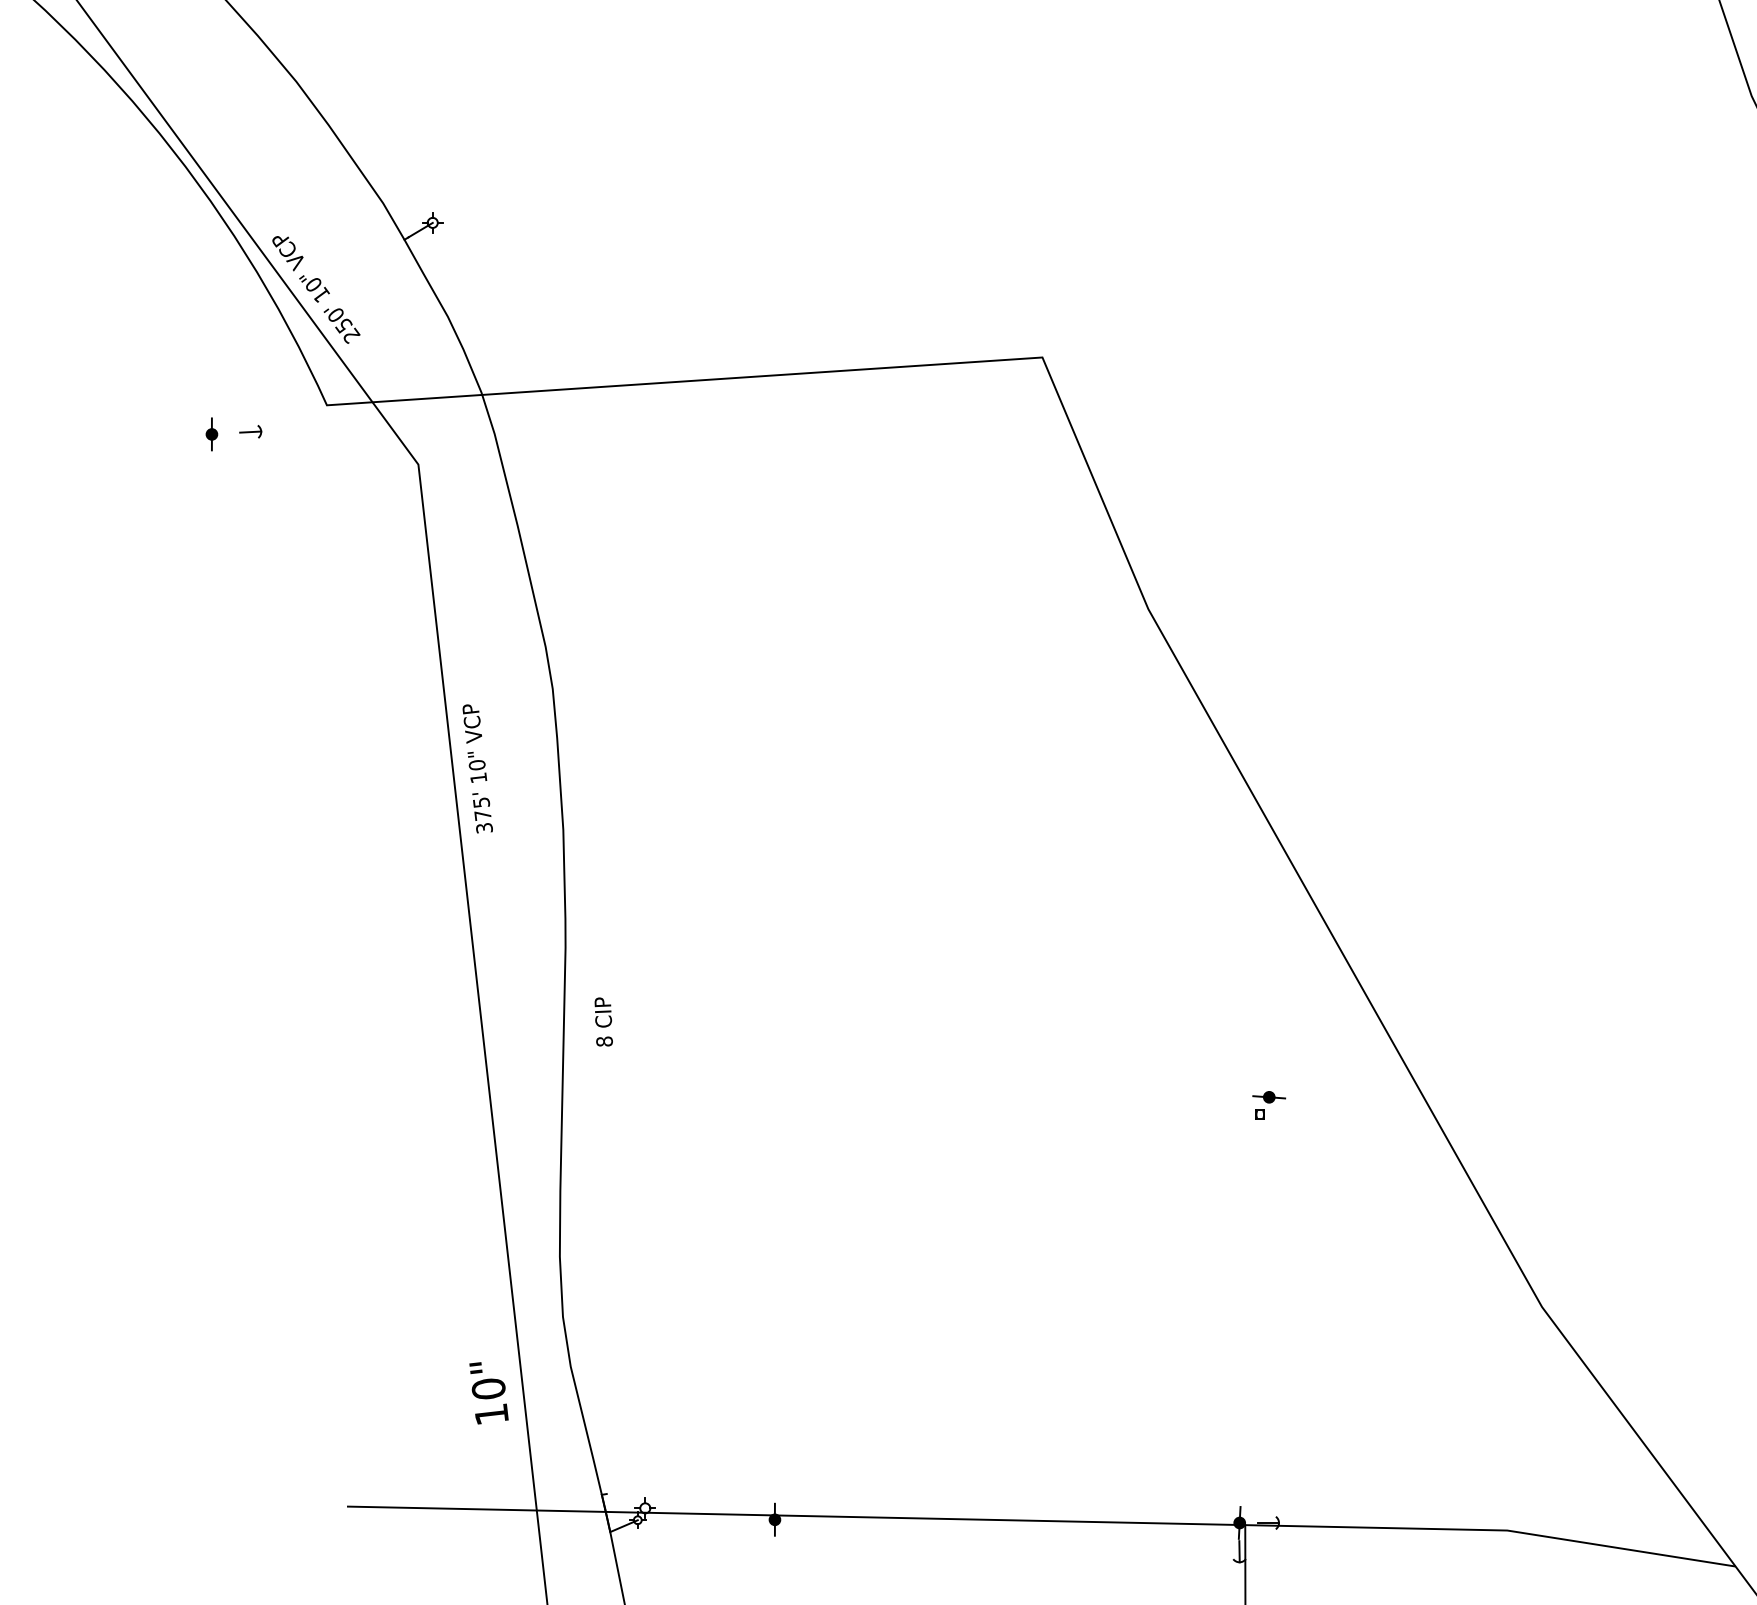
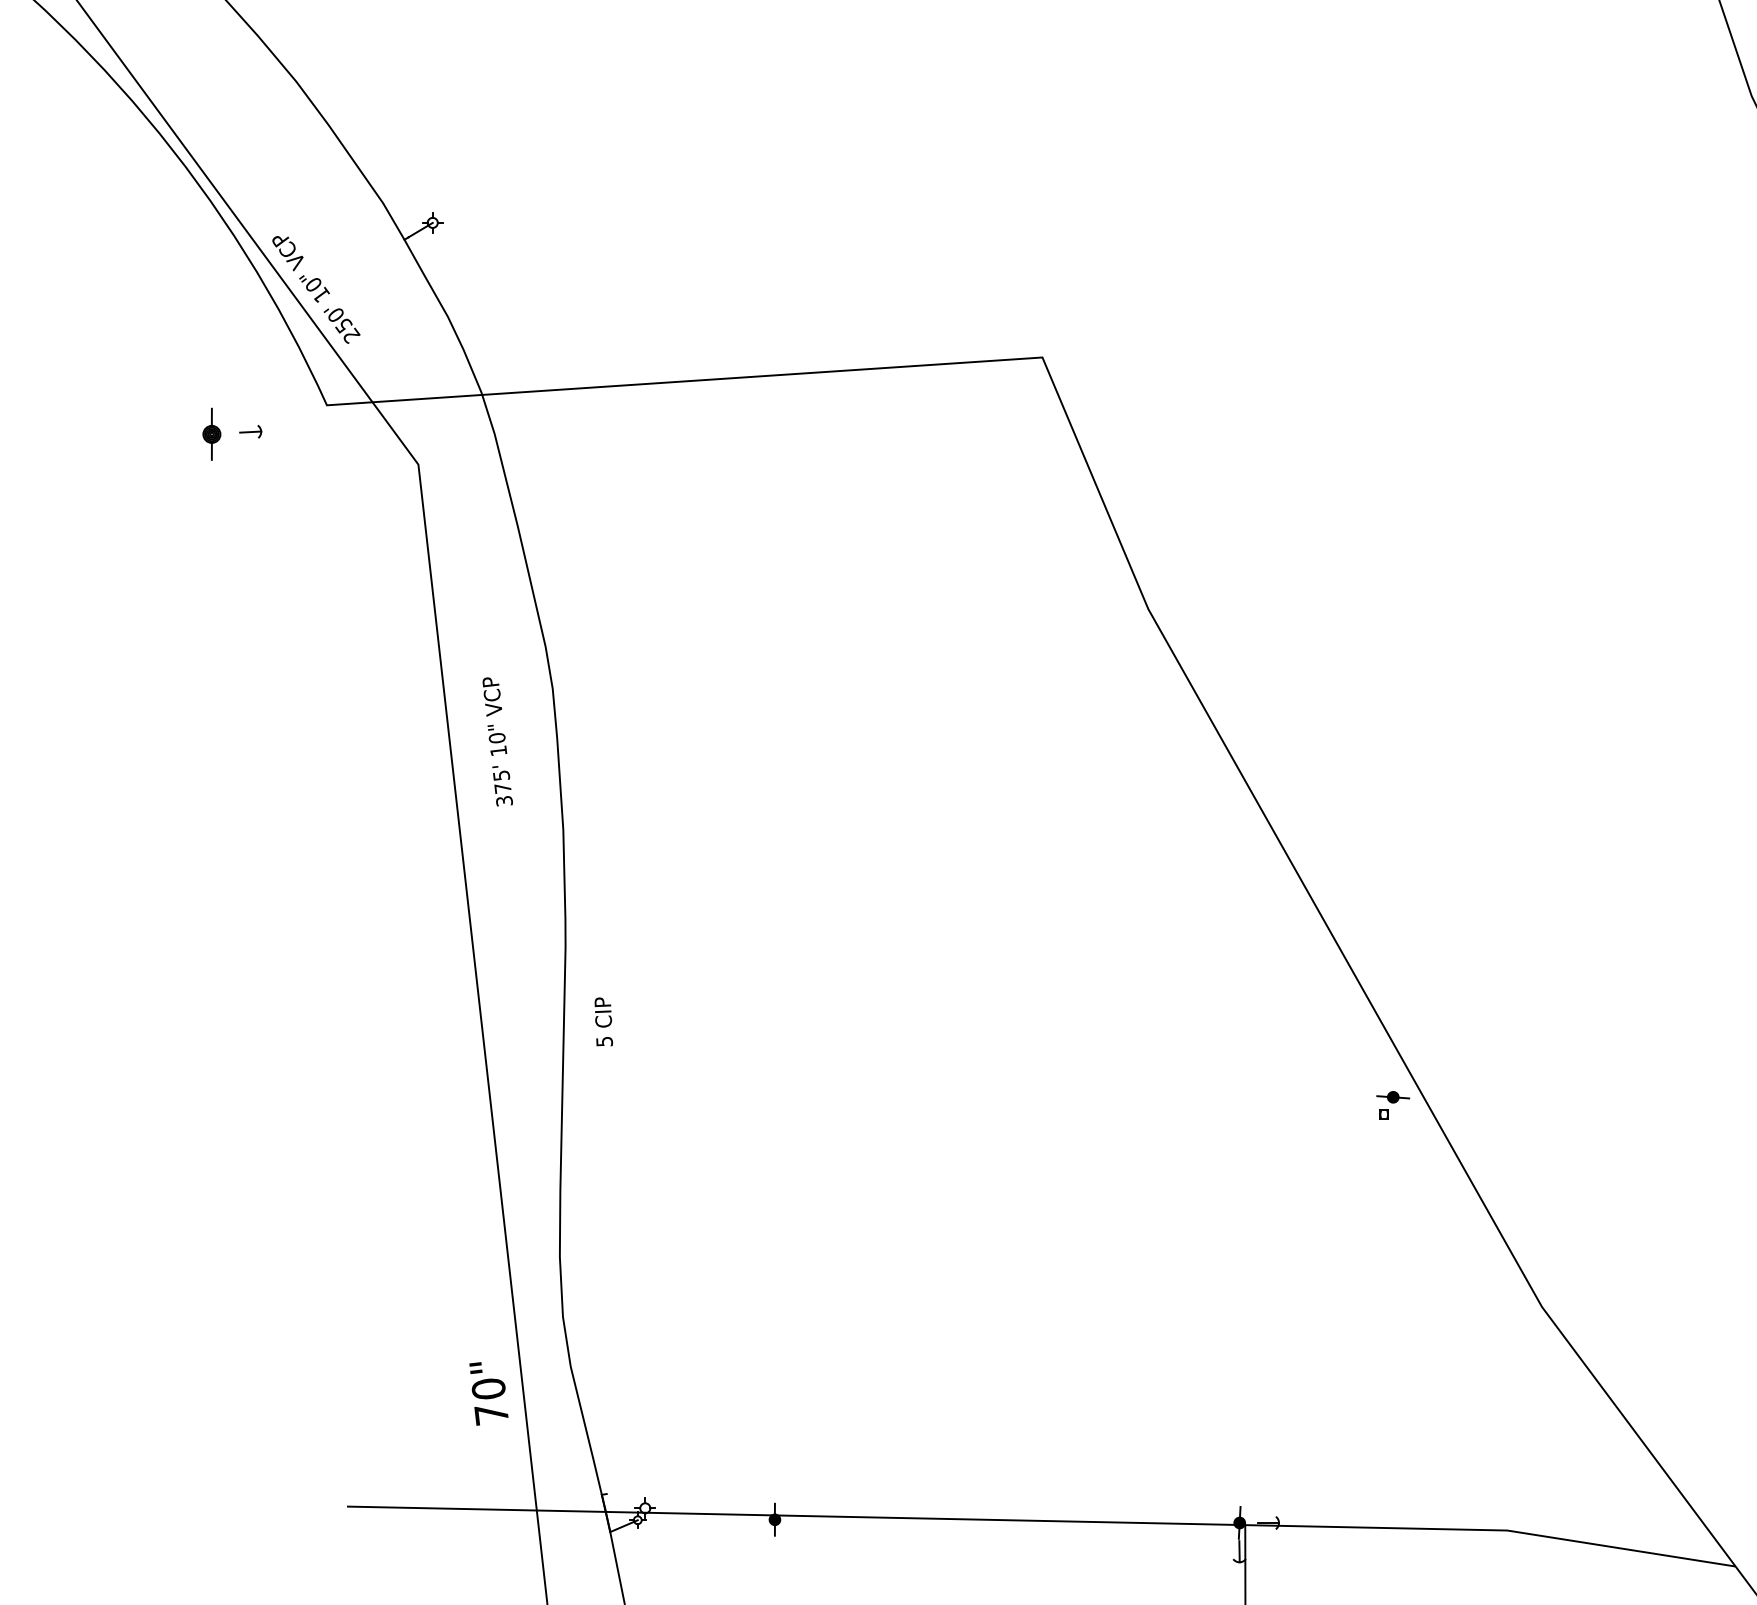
part size: 14x35 px -> 20x54 px (211, 433)
text position: (477, 768) -> (497, 741) (497, 741)
text: 8 -> 5 (604, 1041)
part position: (1269, 1105) -> (1393, 1105) (1393, 1105)
text: 10" -> 70" (491, 1414)
